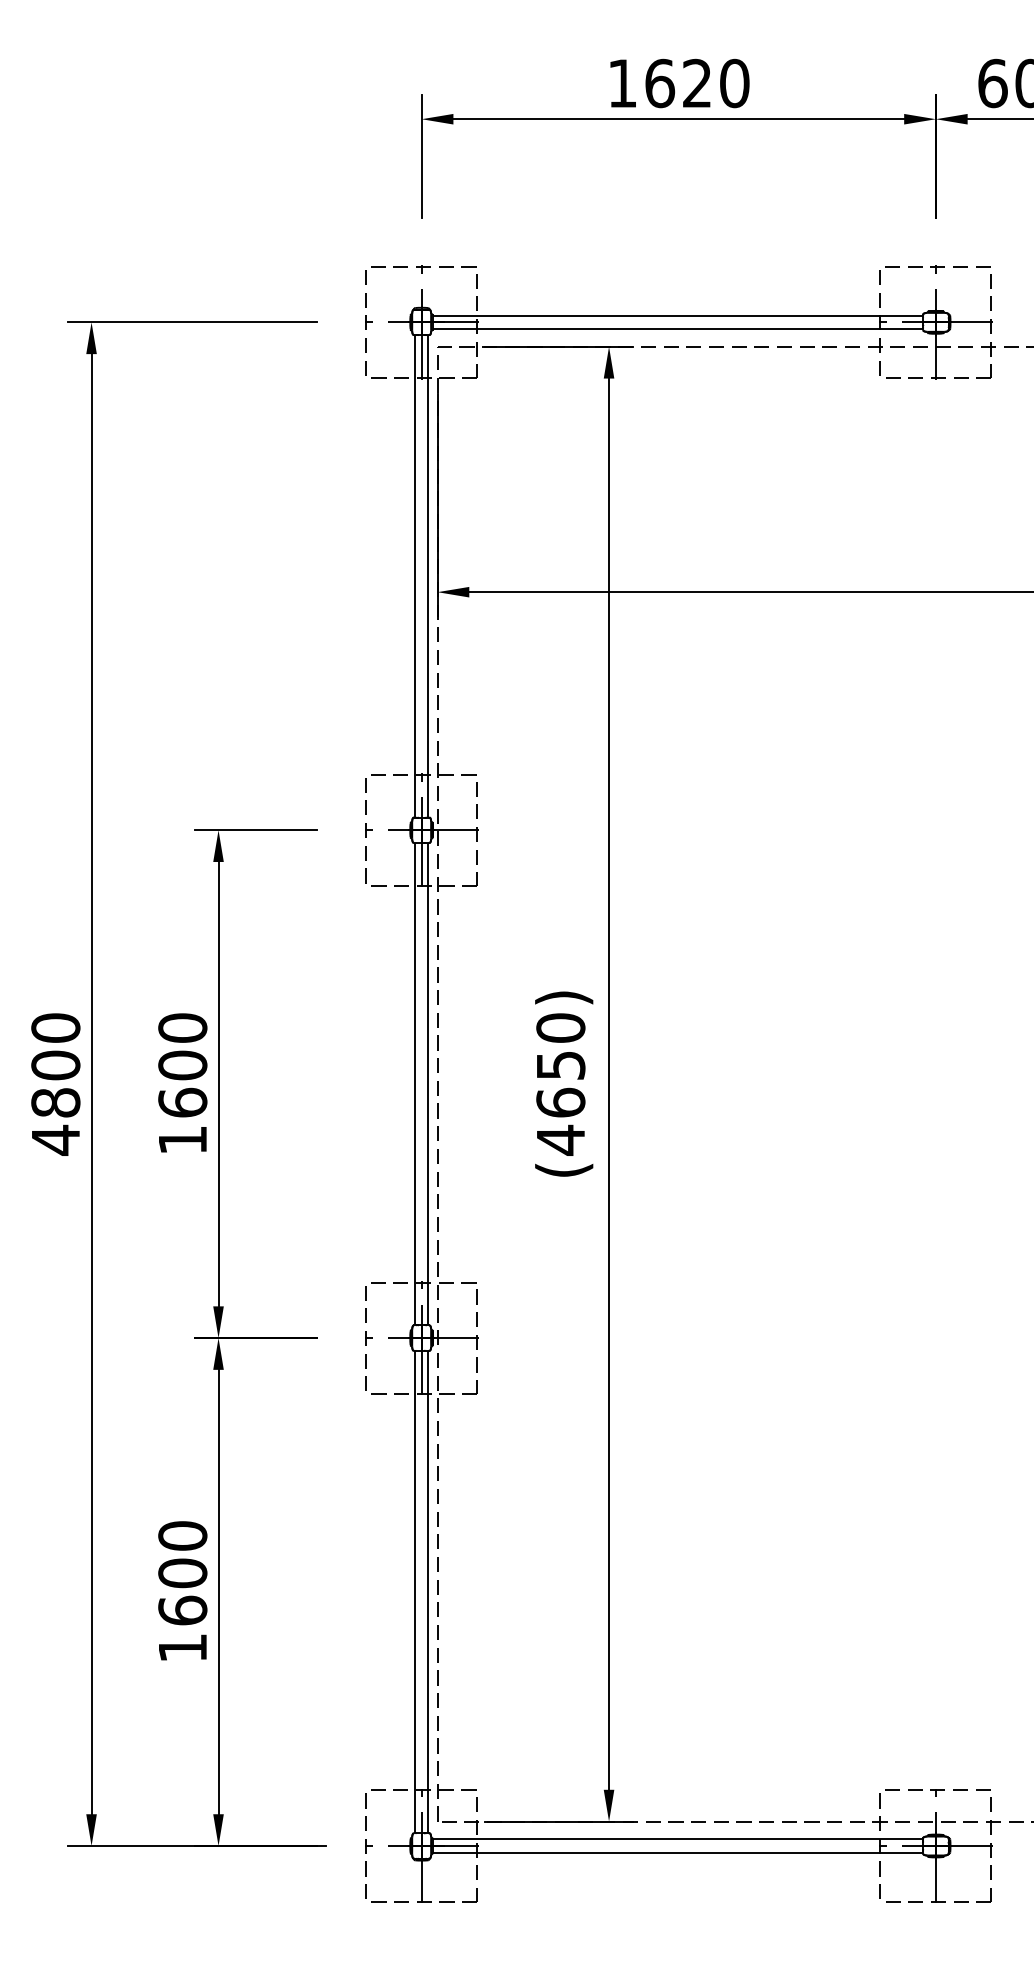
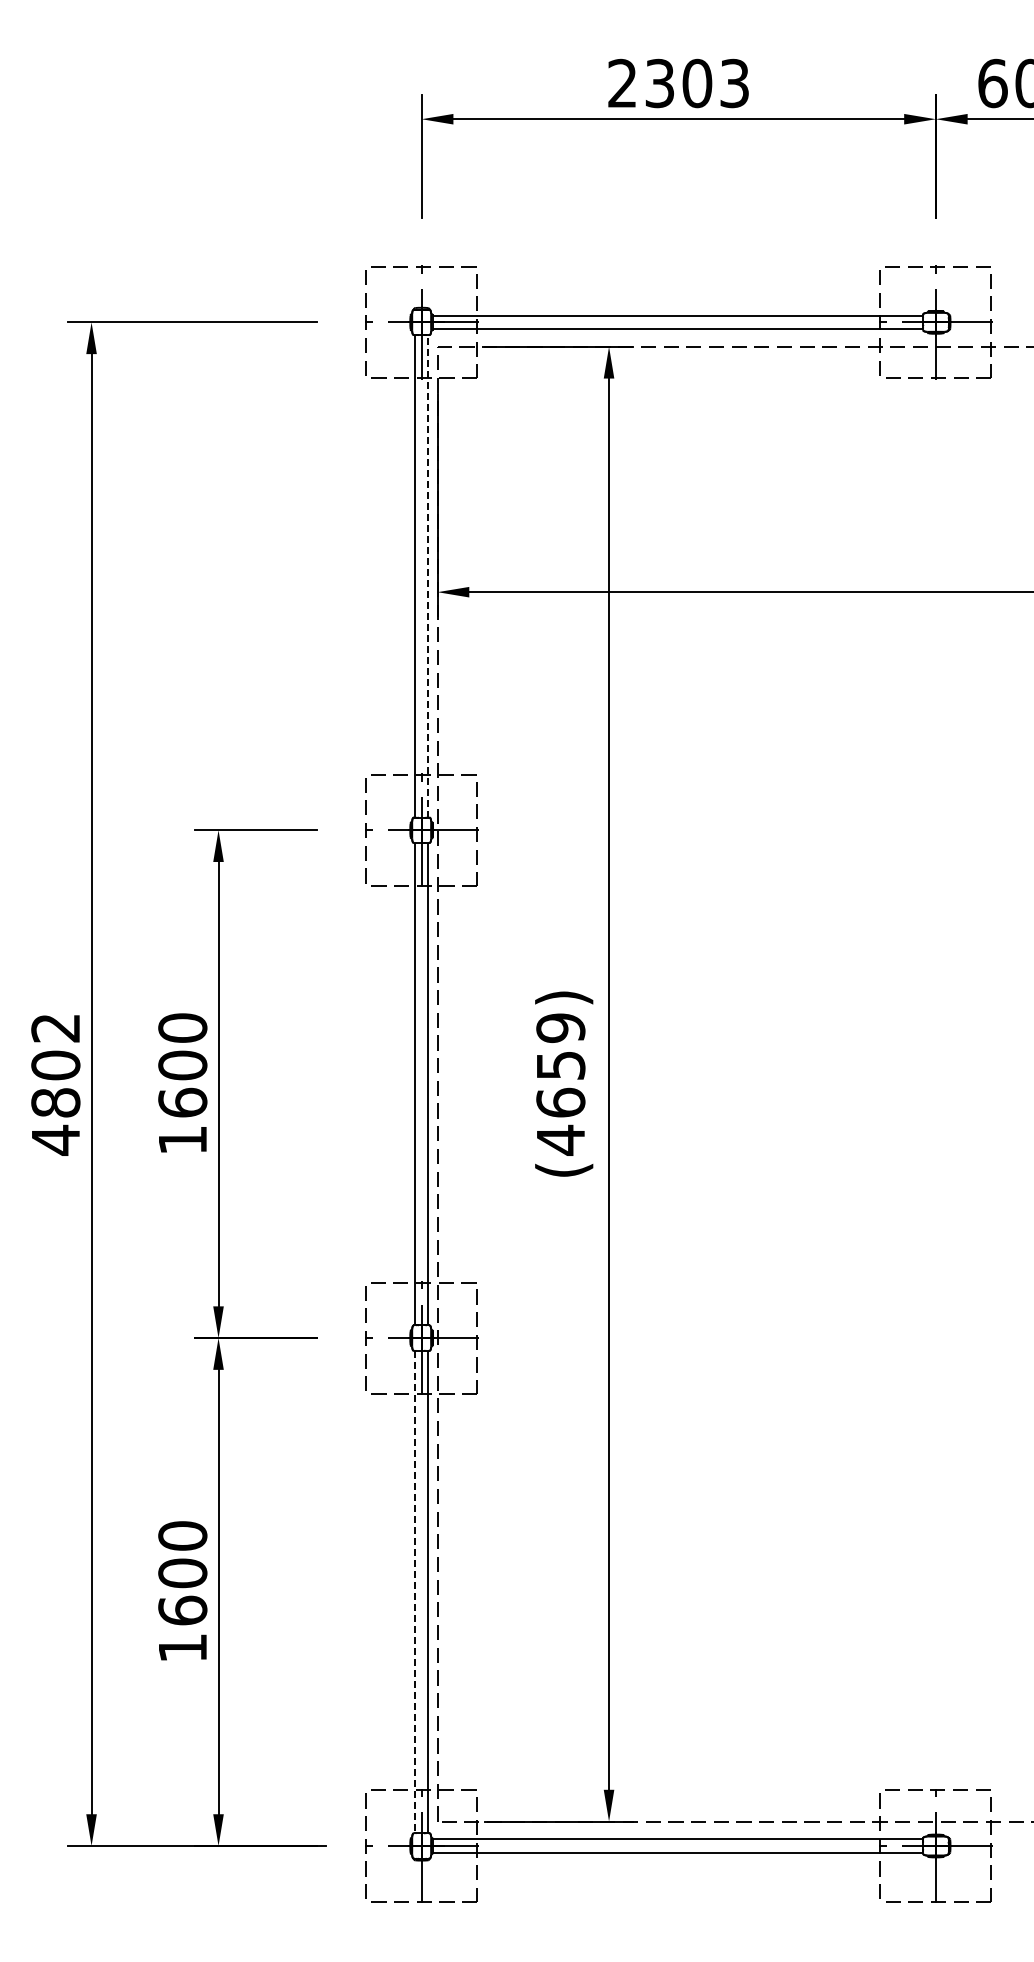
text: 1620 -> 2303 (678, 83)
line: solid -> dashed (428, 575)
text: 4800 -> 4802 (55, 1027)
text: (4650) -> (4659) (560, 1028)
line: solid -> dashed (414, 1592)
